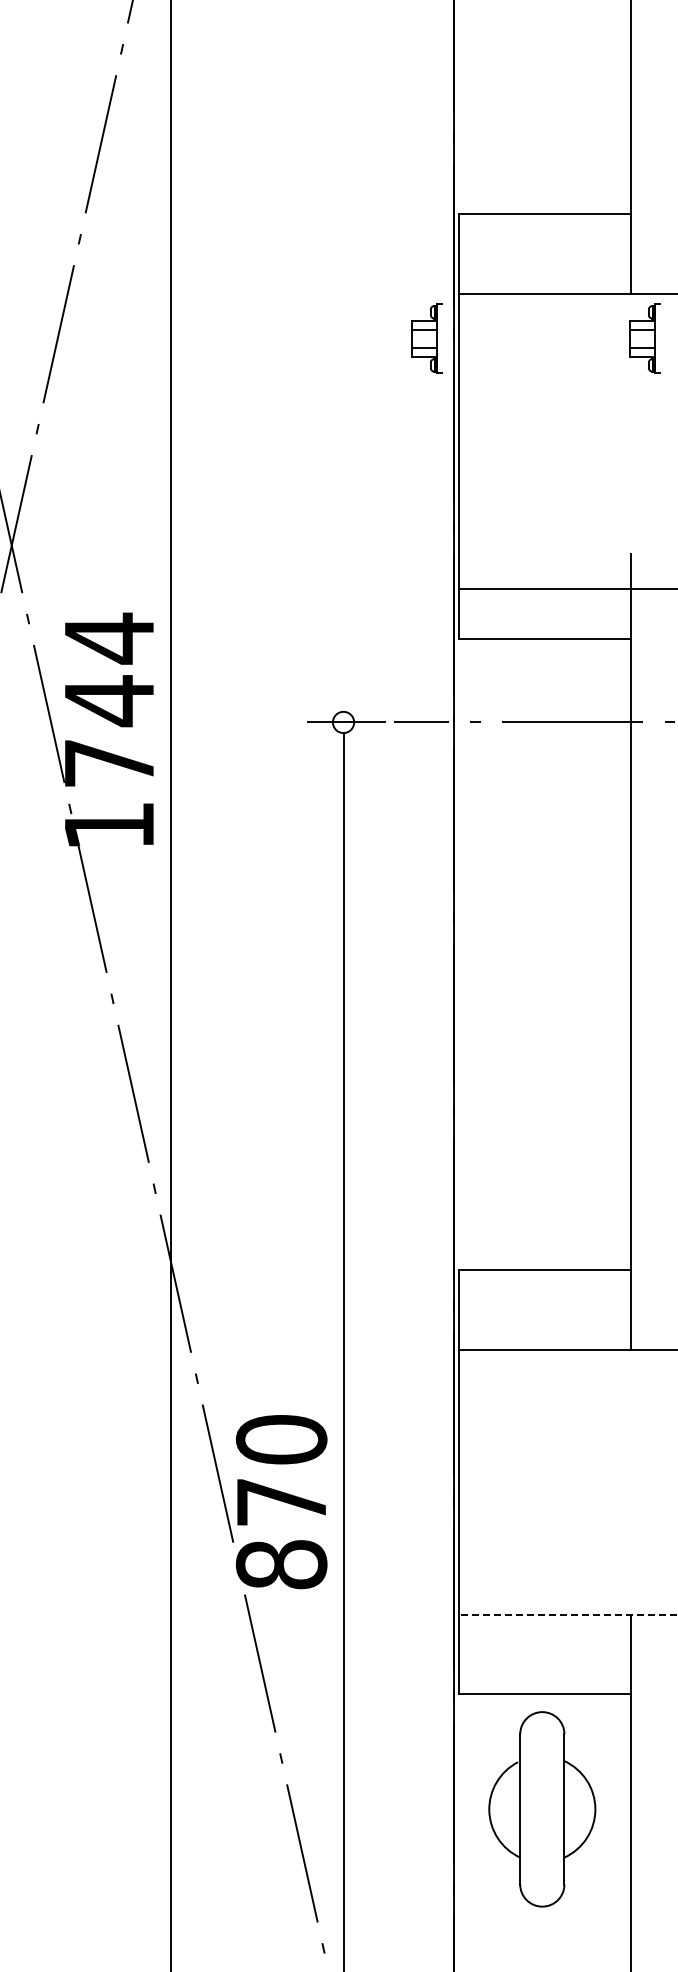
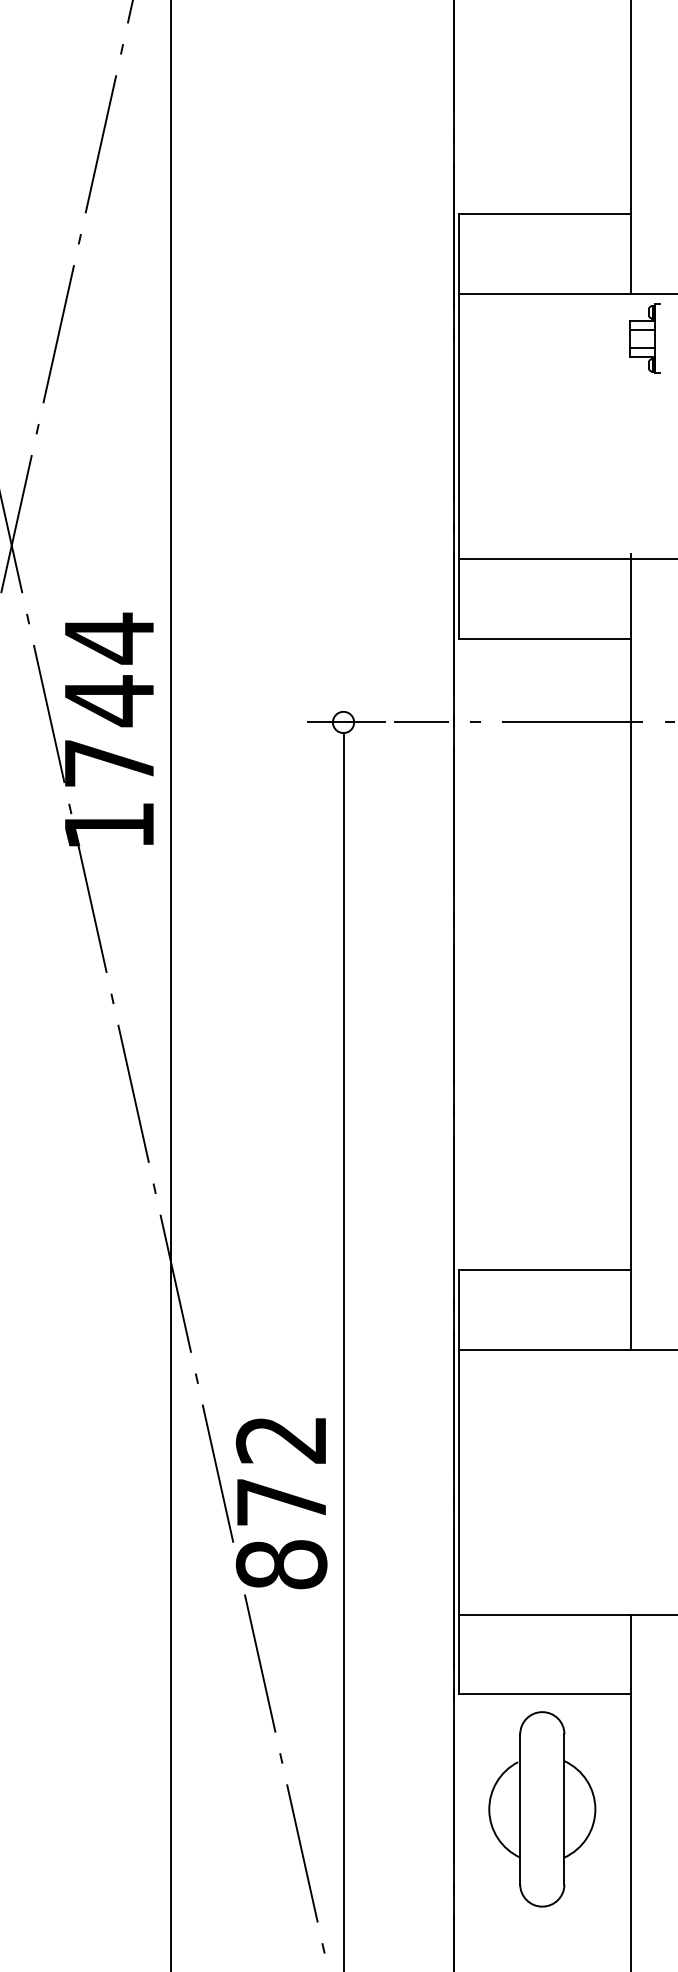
part: present -> none (426, 338)
line position: (566, 589) -> (566, 559) (566, 559)
text: 870 -> 872 (281, 1439)
line: dashed -> solid (568, 1614)
